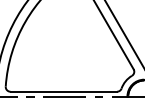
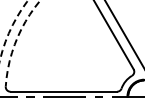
arc: solid -> dashed (11, 28)
arc: solid -> dashed (16, 40)
